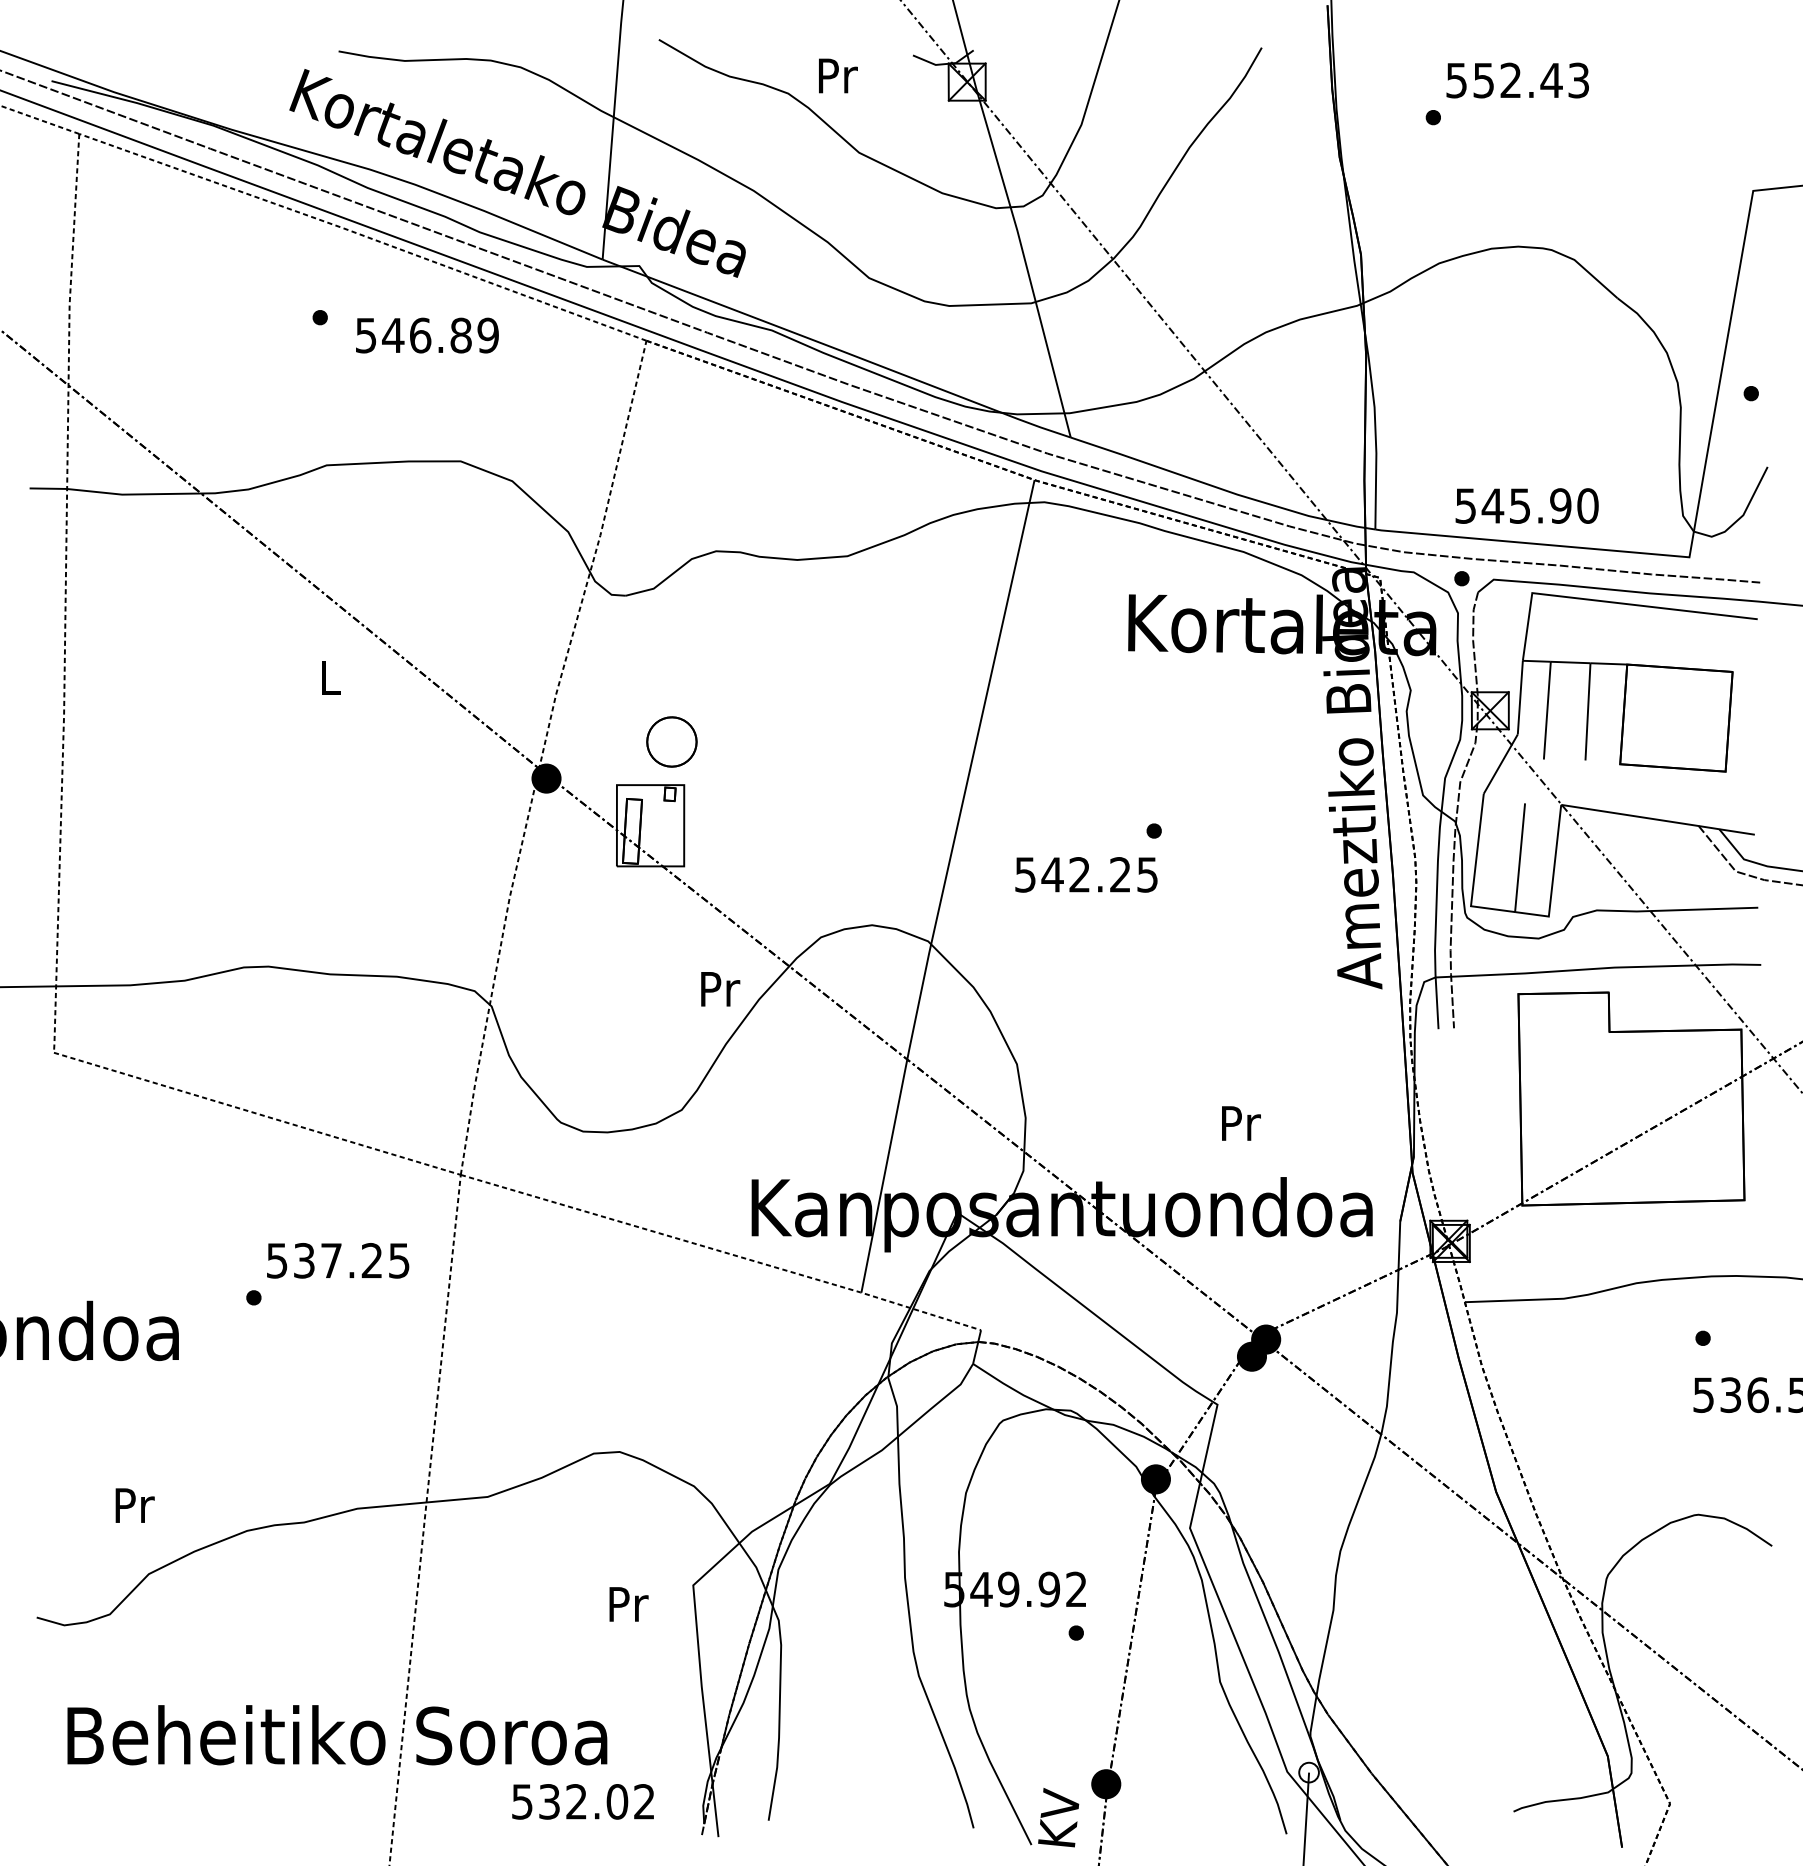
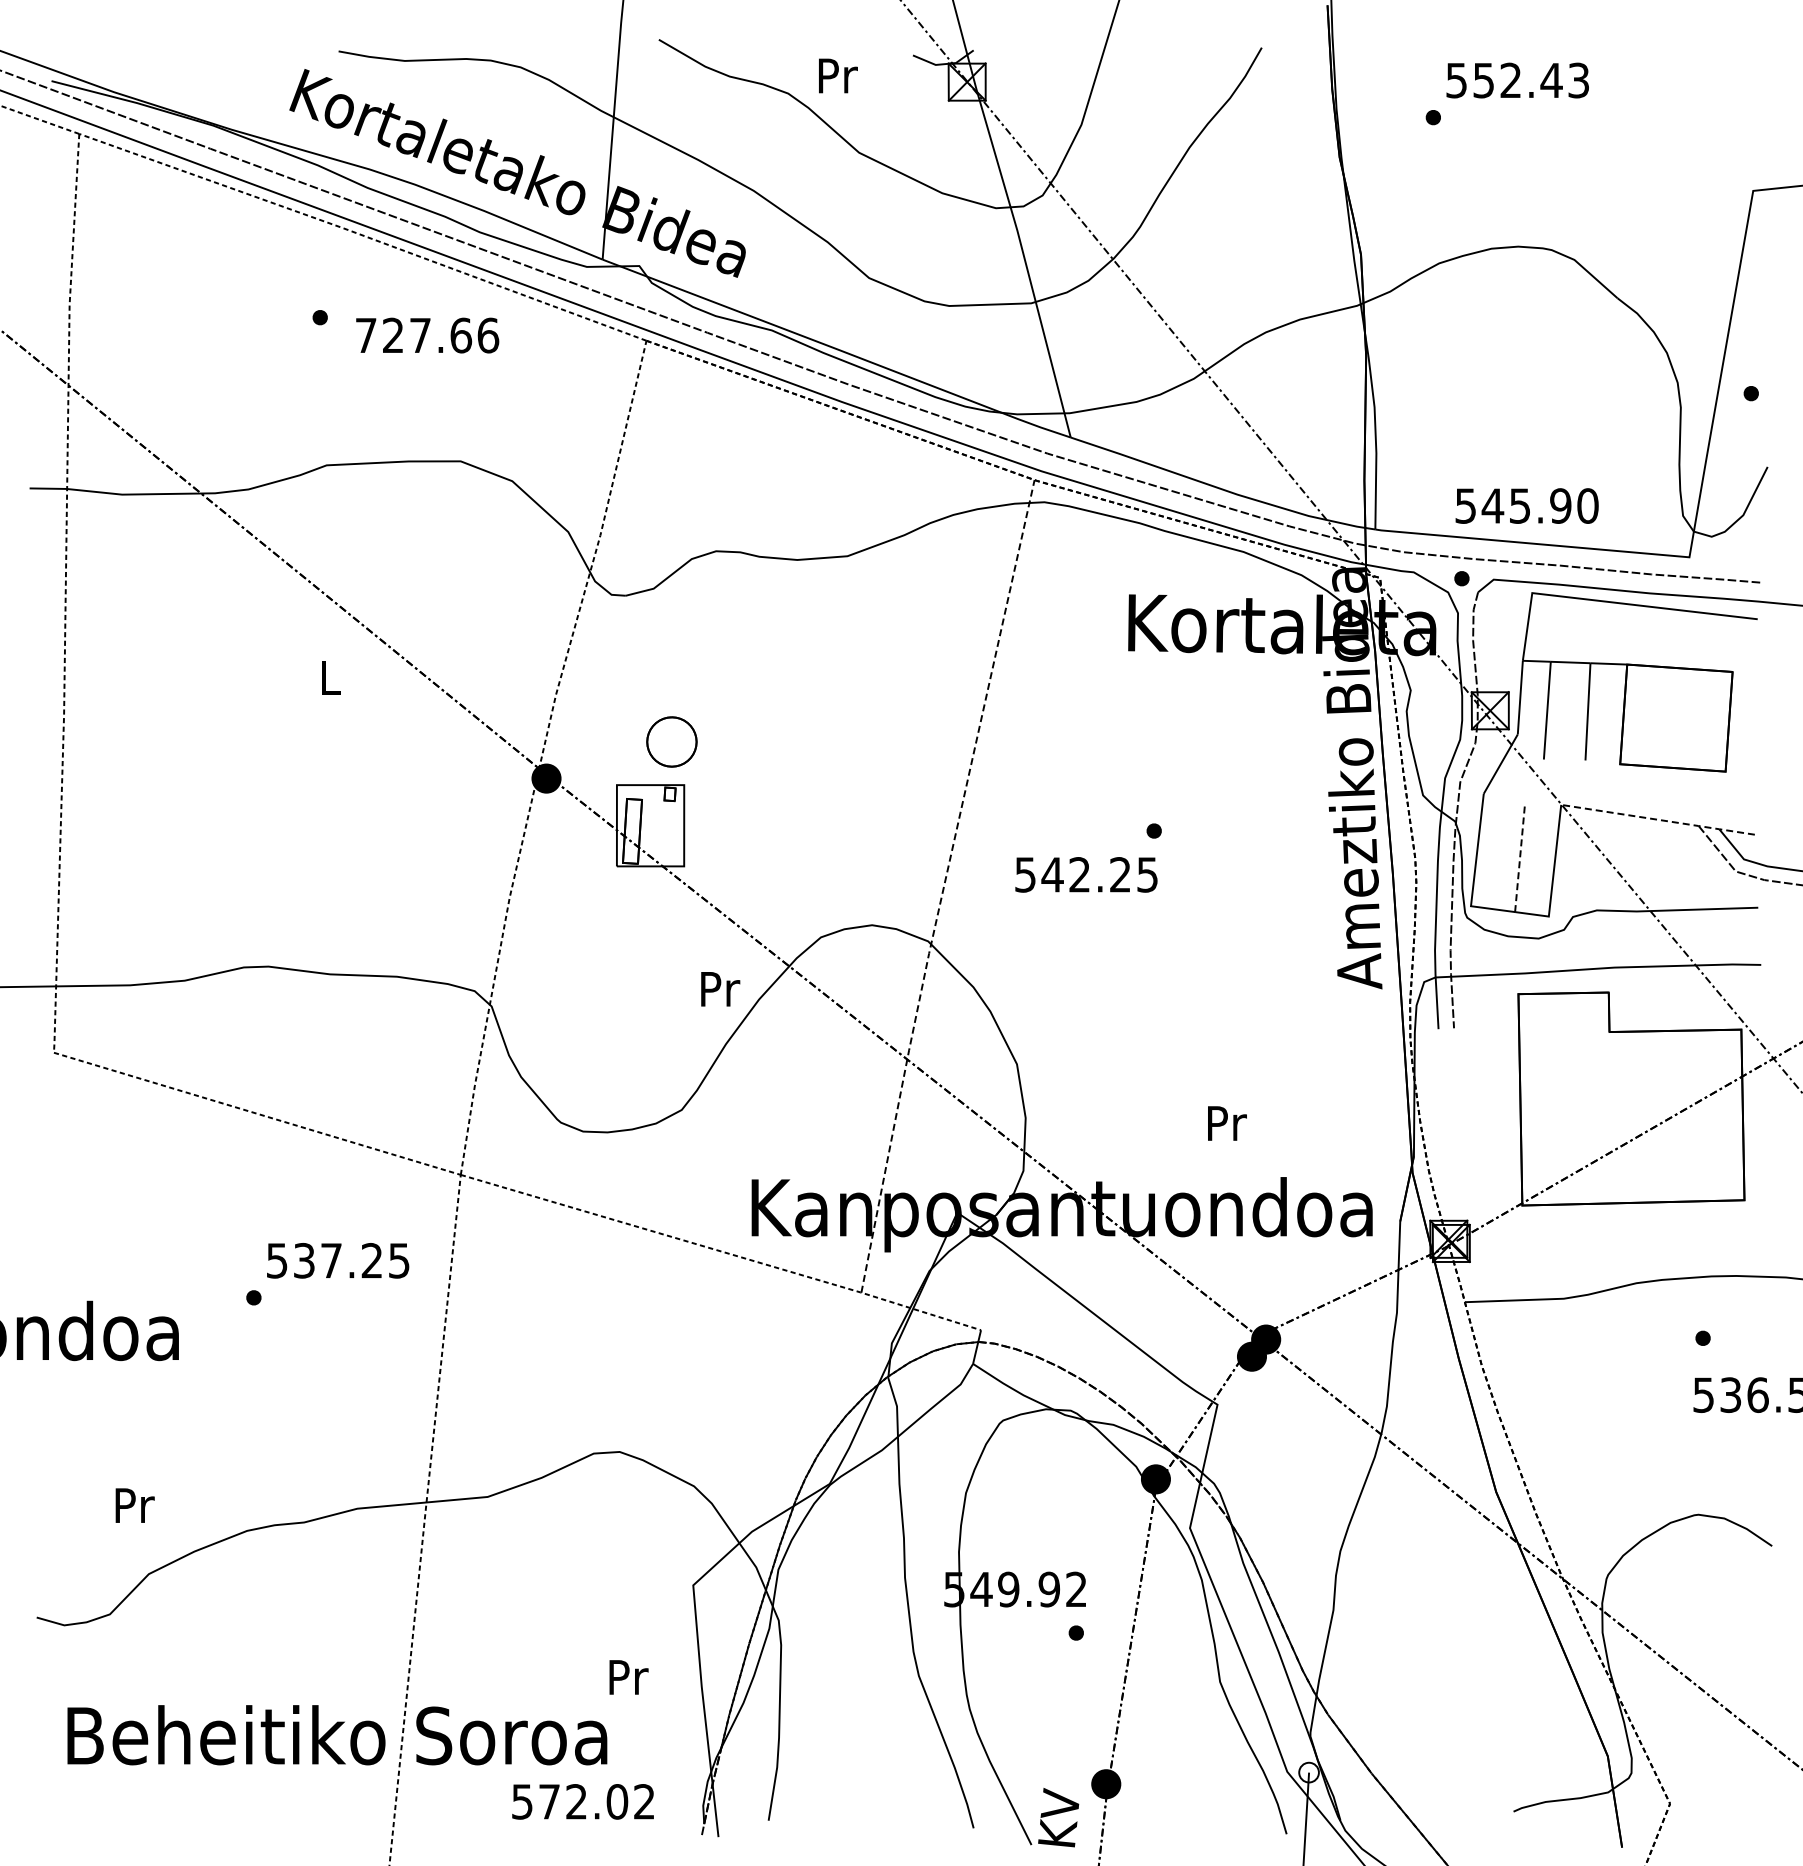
text: 546.89 -> 727.66 (427, 335)
line: solid -> dashed (1658, 819)
line: solid -> dashed (1520, 857)
line: solid -> dashed (943, 887)
text position: (1241, 1123) -> (1227, 1123) (1227, 1123)
text position: (628, 1604) -> (628, 1677) (628, 1677)
text: 532.02 -> 572.02 (549, 1801)
